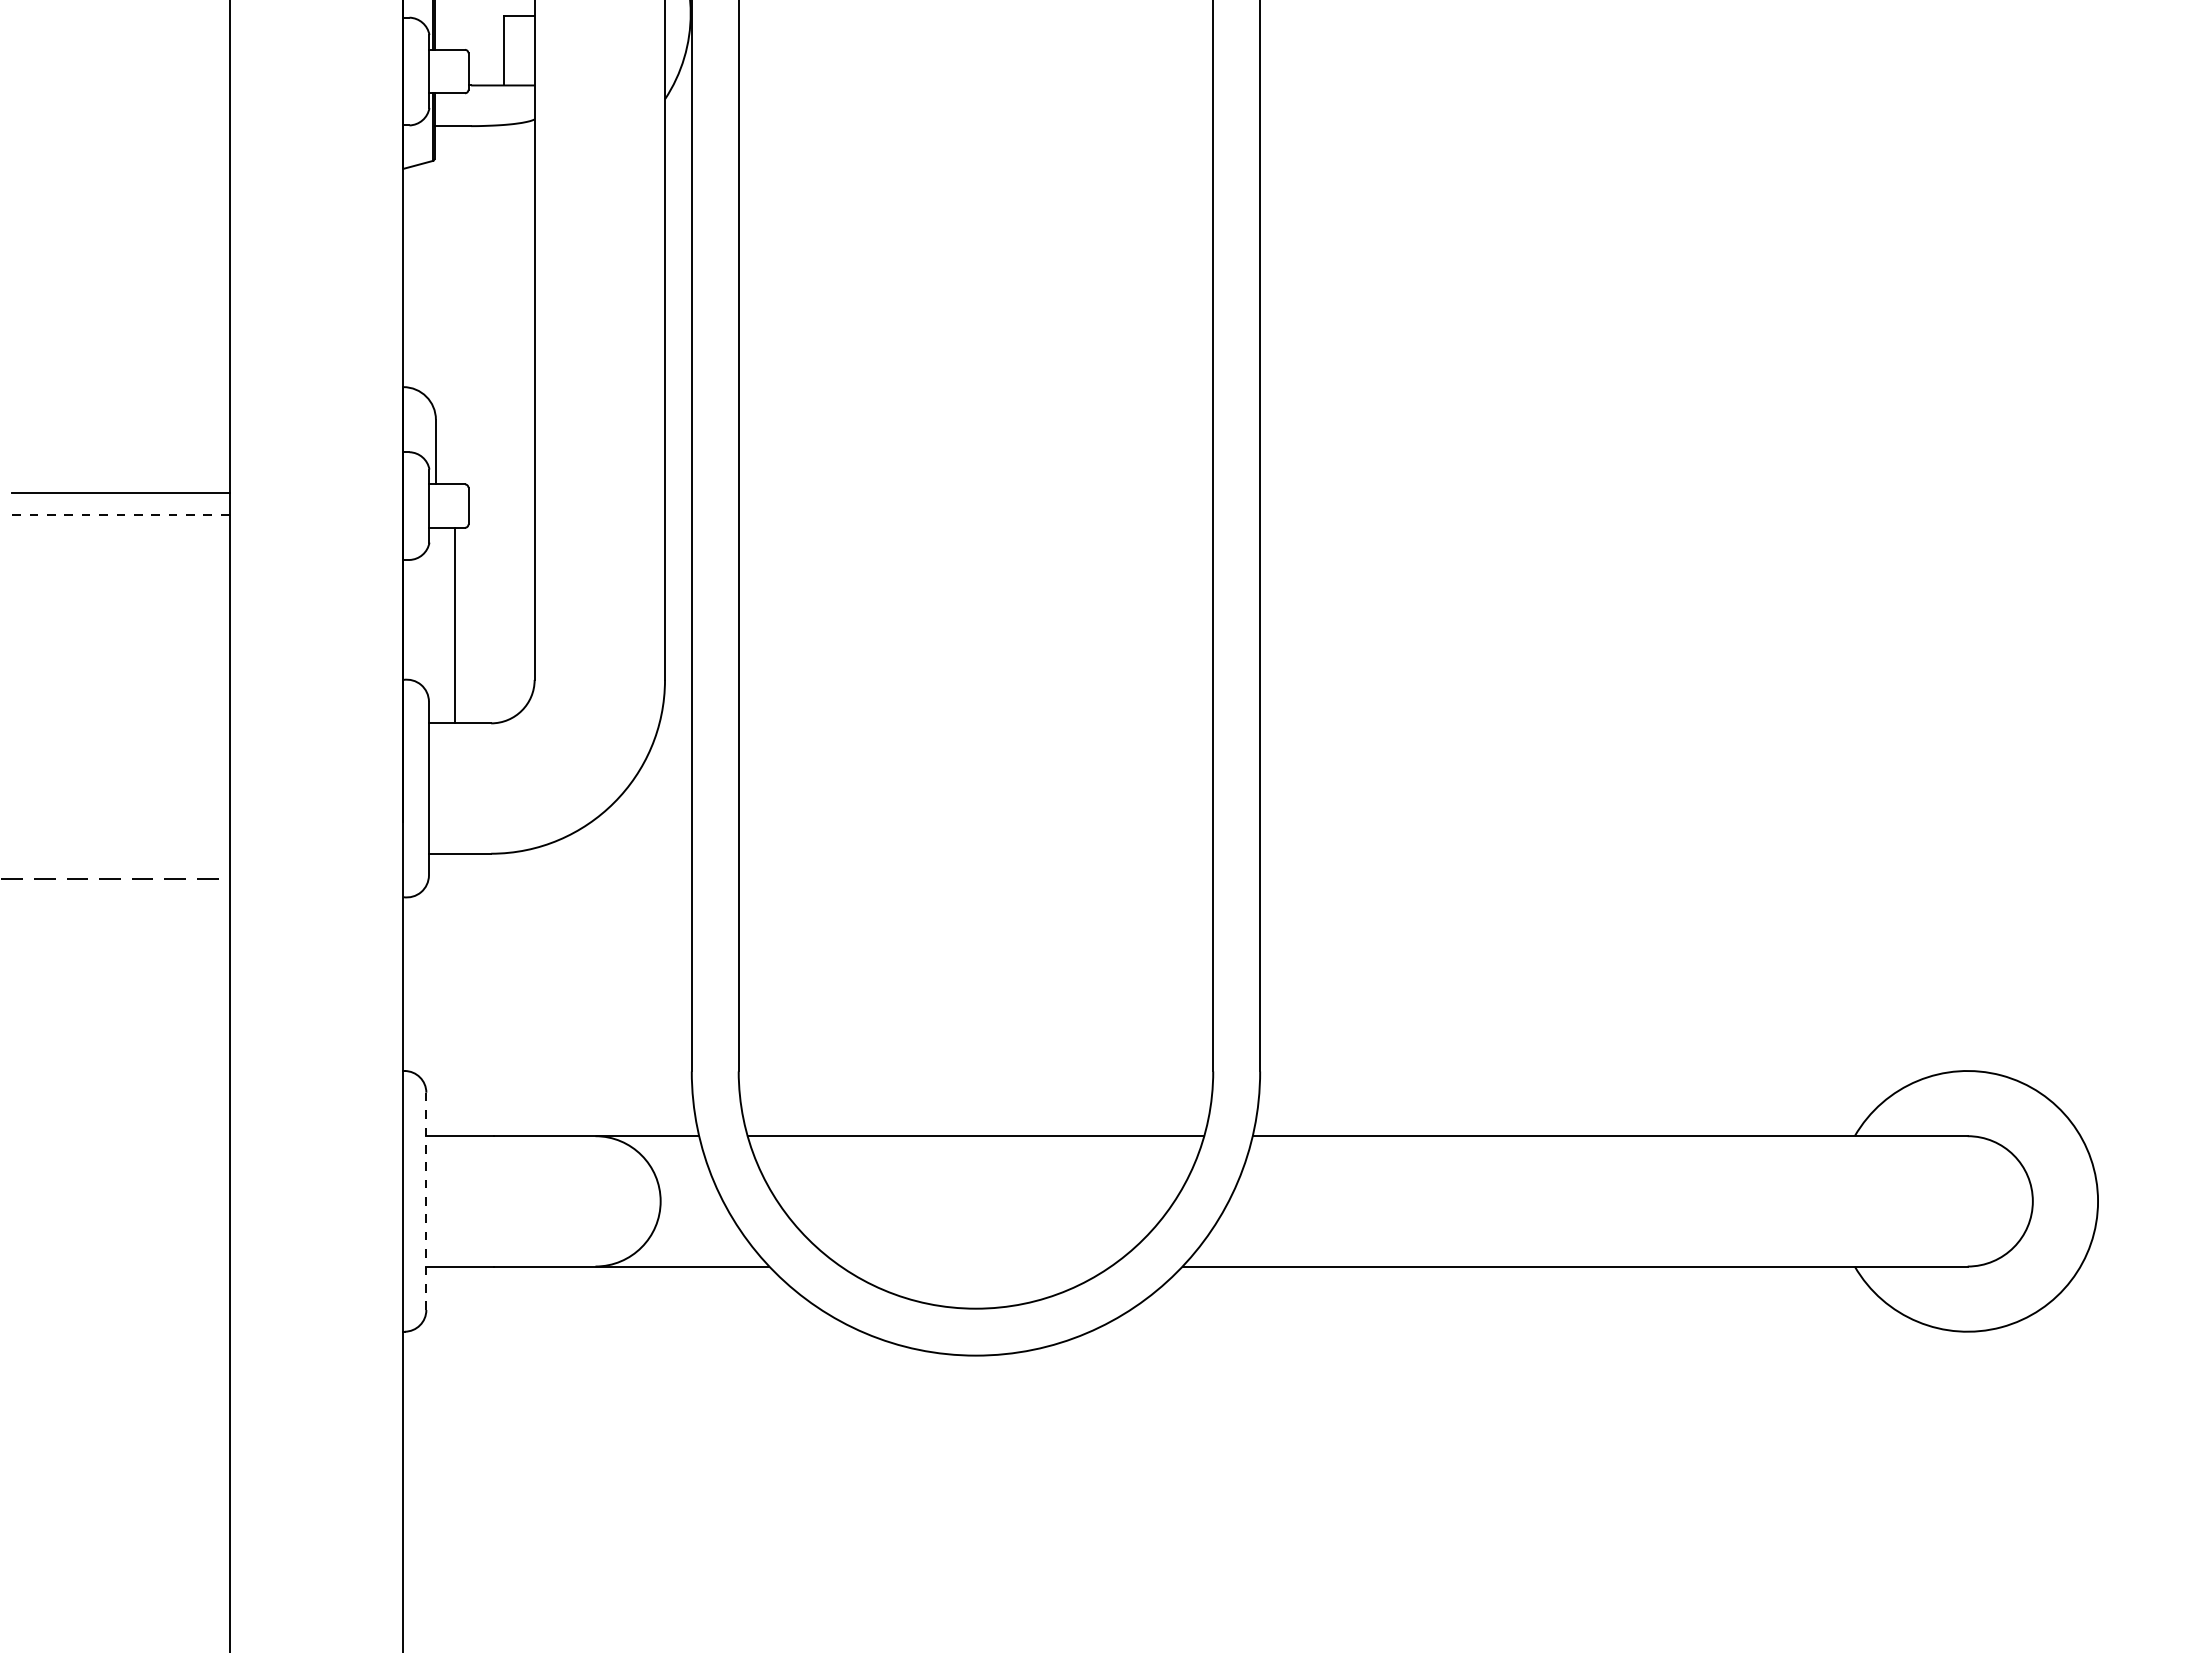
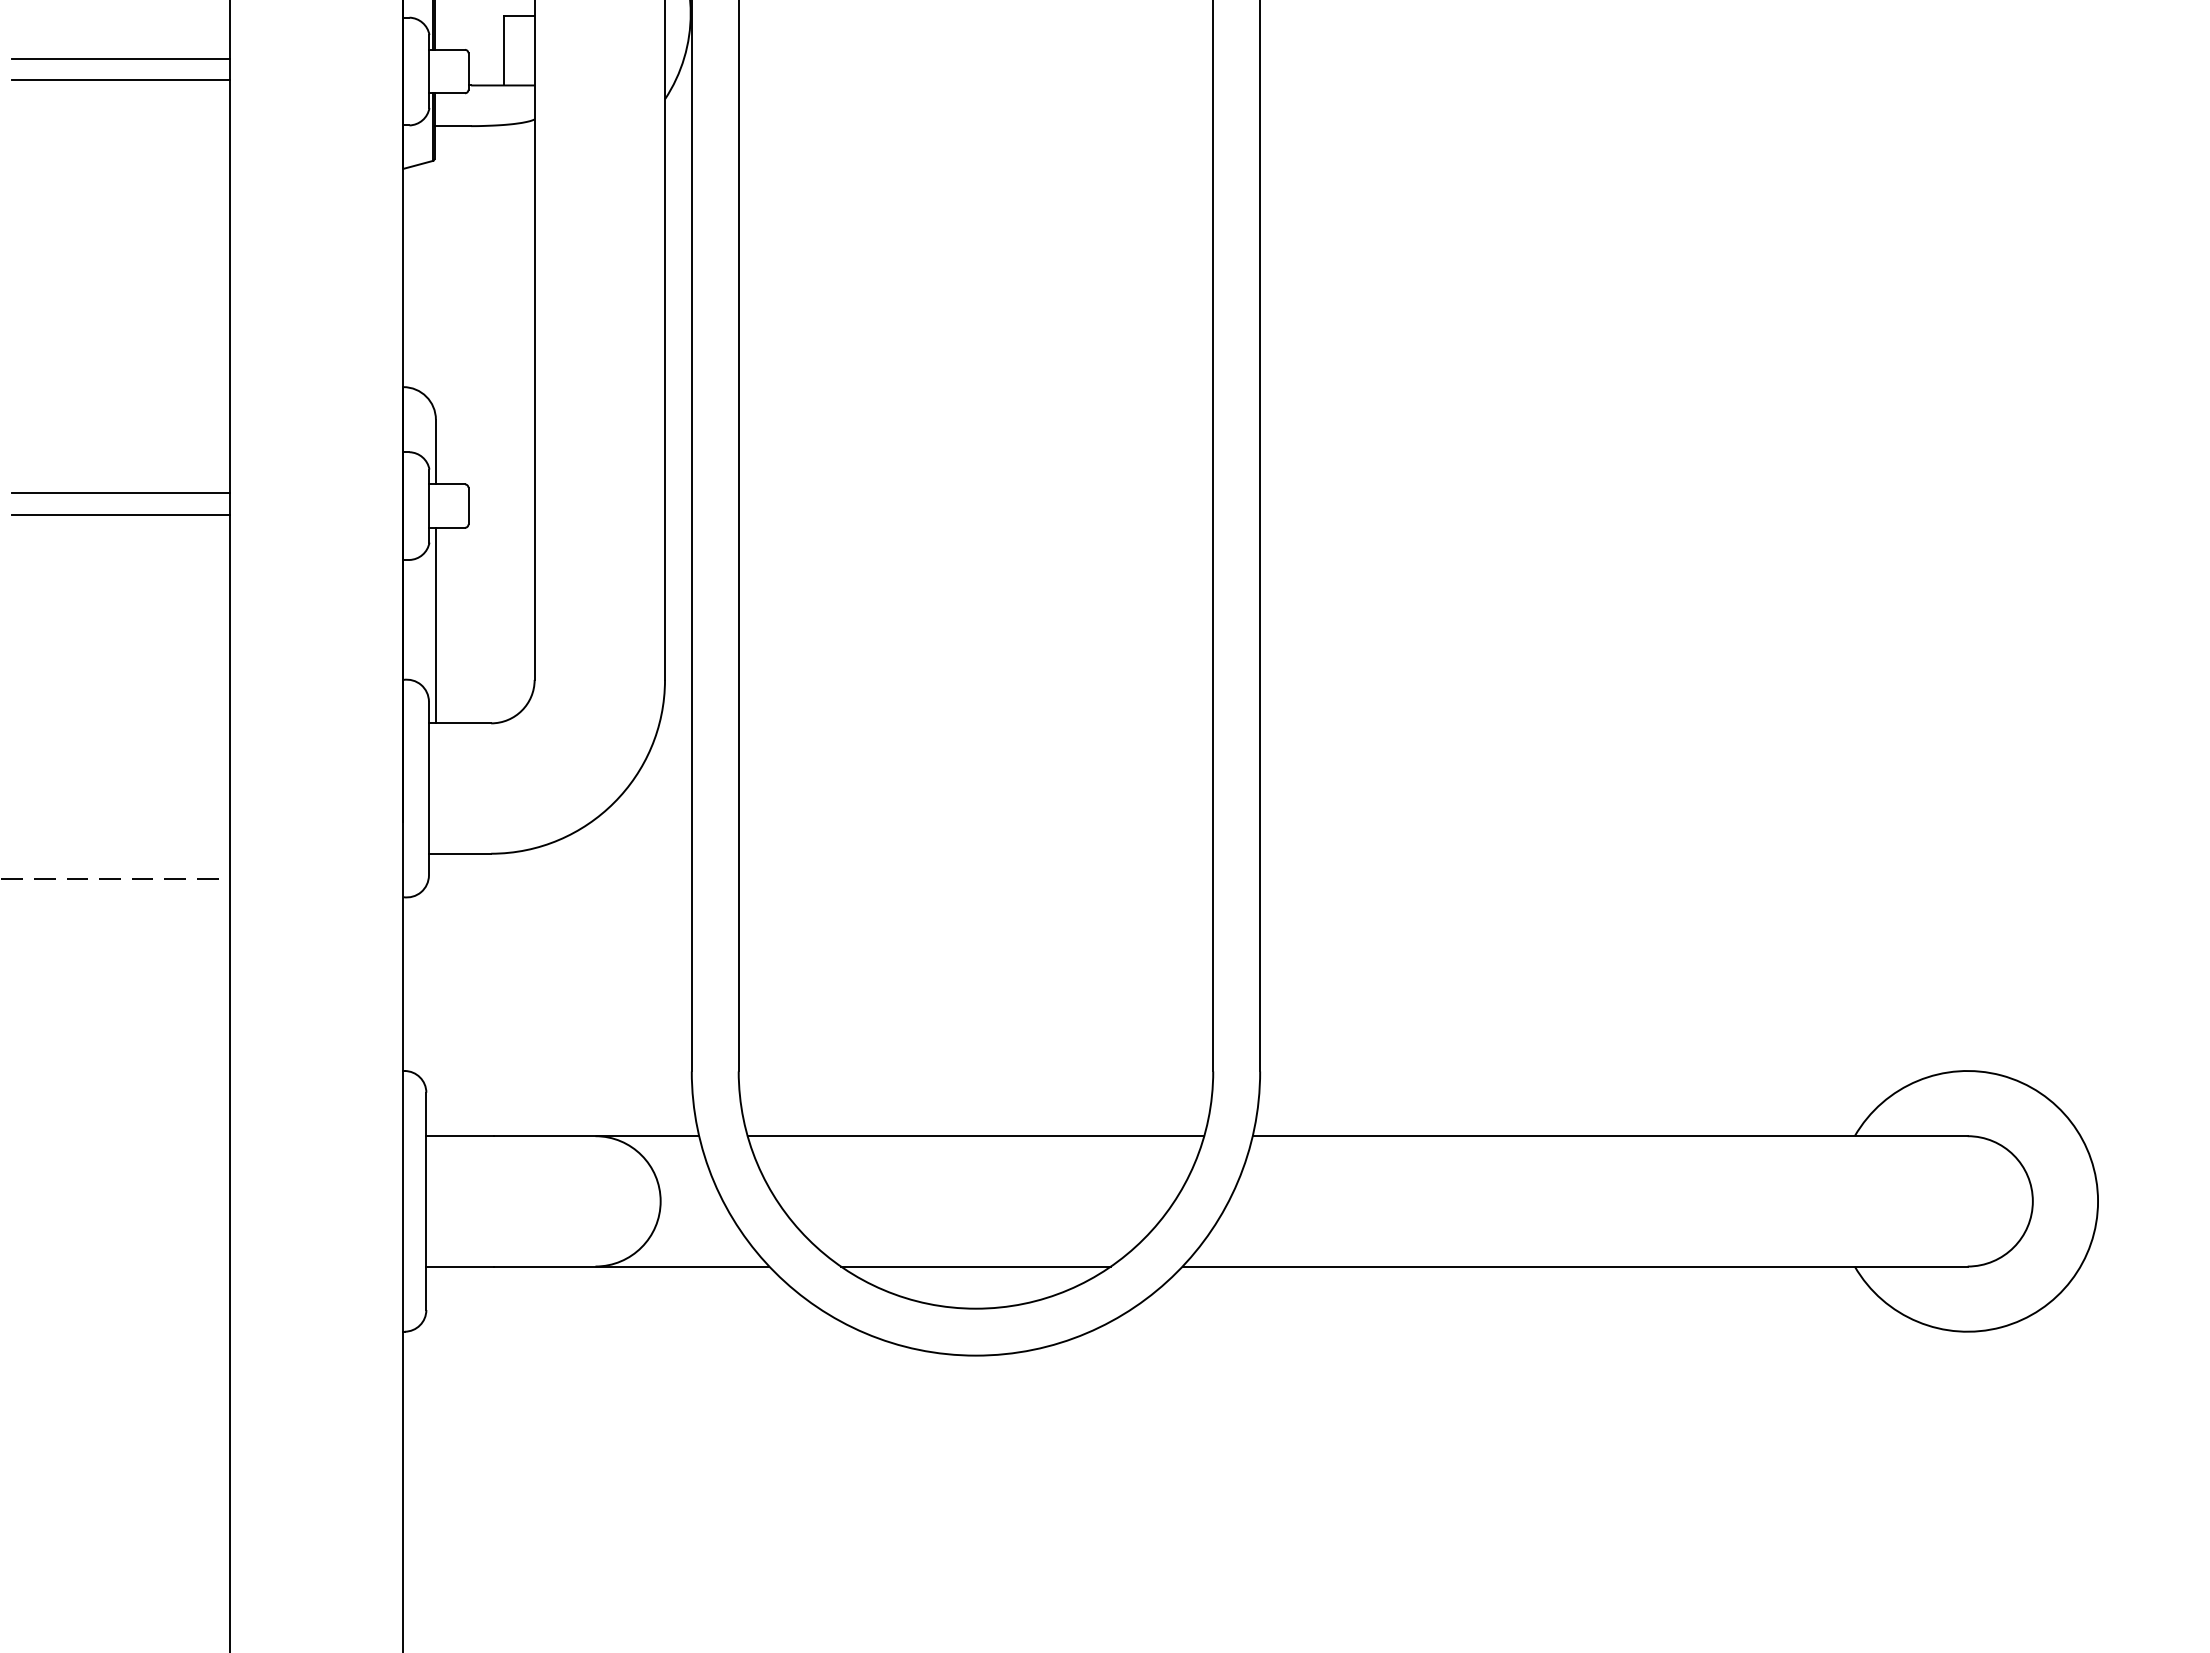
line: none -> present (120, 58)
line: none -> present (120, 80)
line: dashed -> solid (120, 514)
line position: (454, 625) -> (435, 625) (435, 625)
line: dashed -> solid (426, 1201)
line: none -> present (975, 1266)
